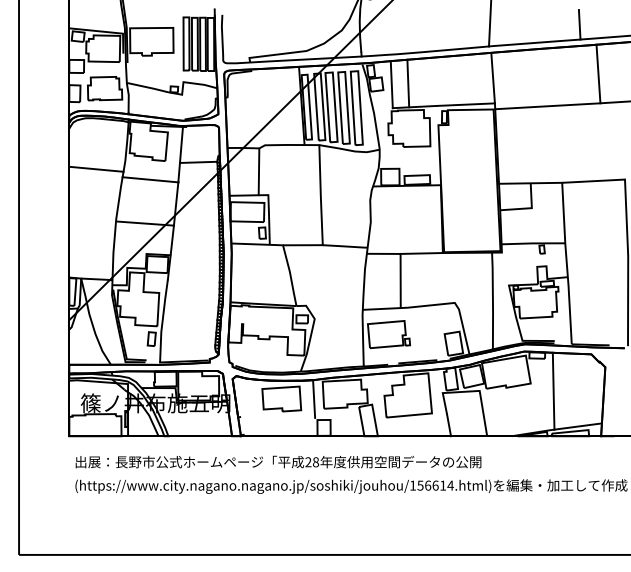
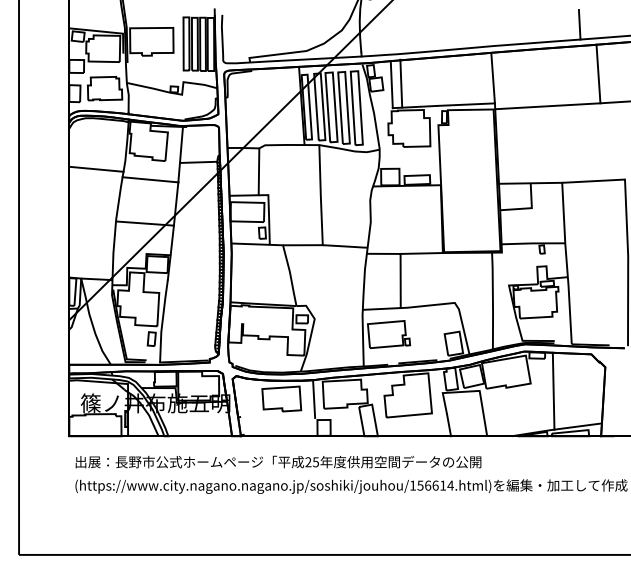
line: present -> none (489, 24)
line position: (408, 83) -> (401, 83) (401, 83)
text: 28 -> 25 (315, 462)
